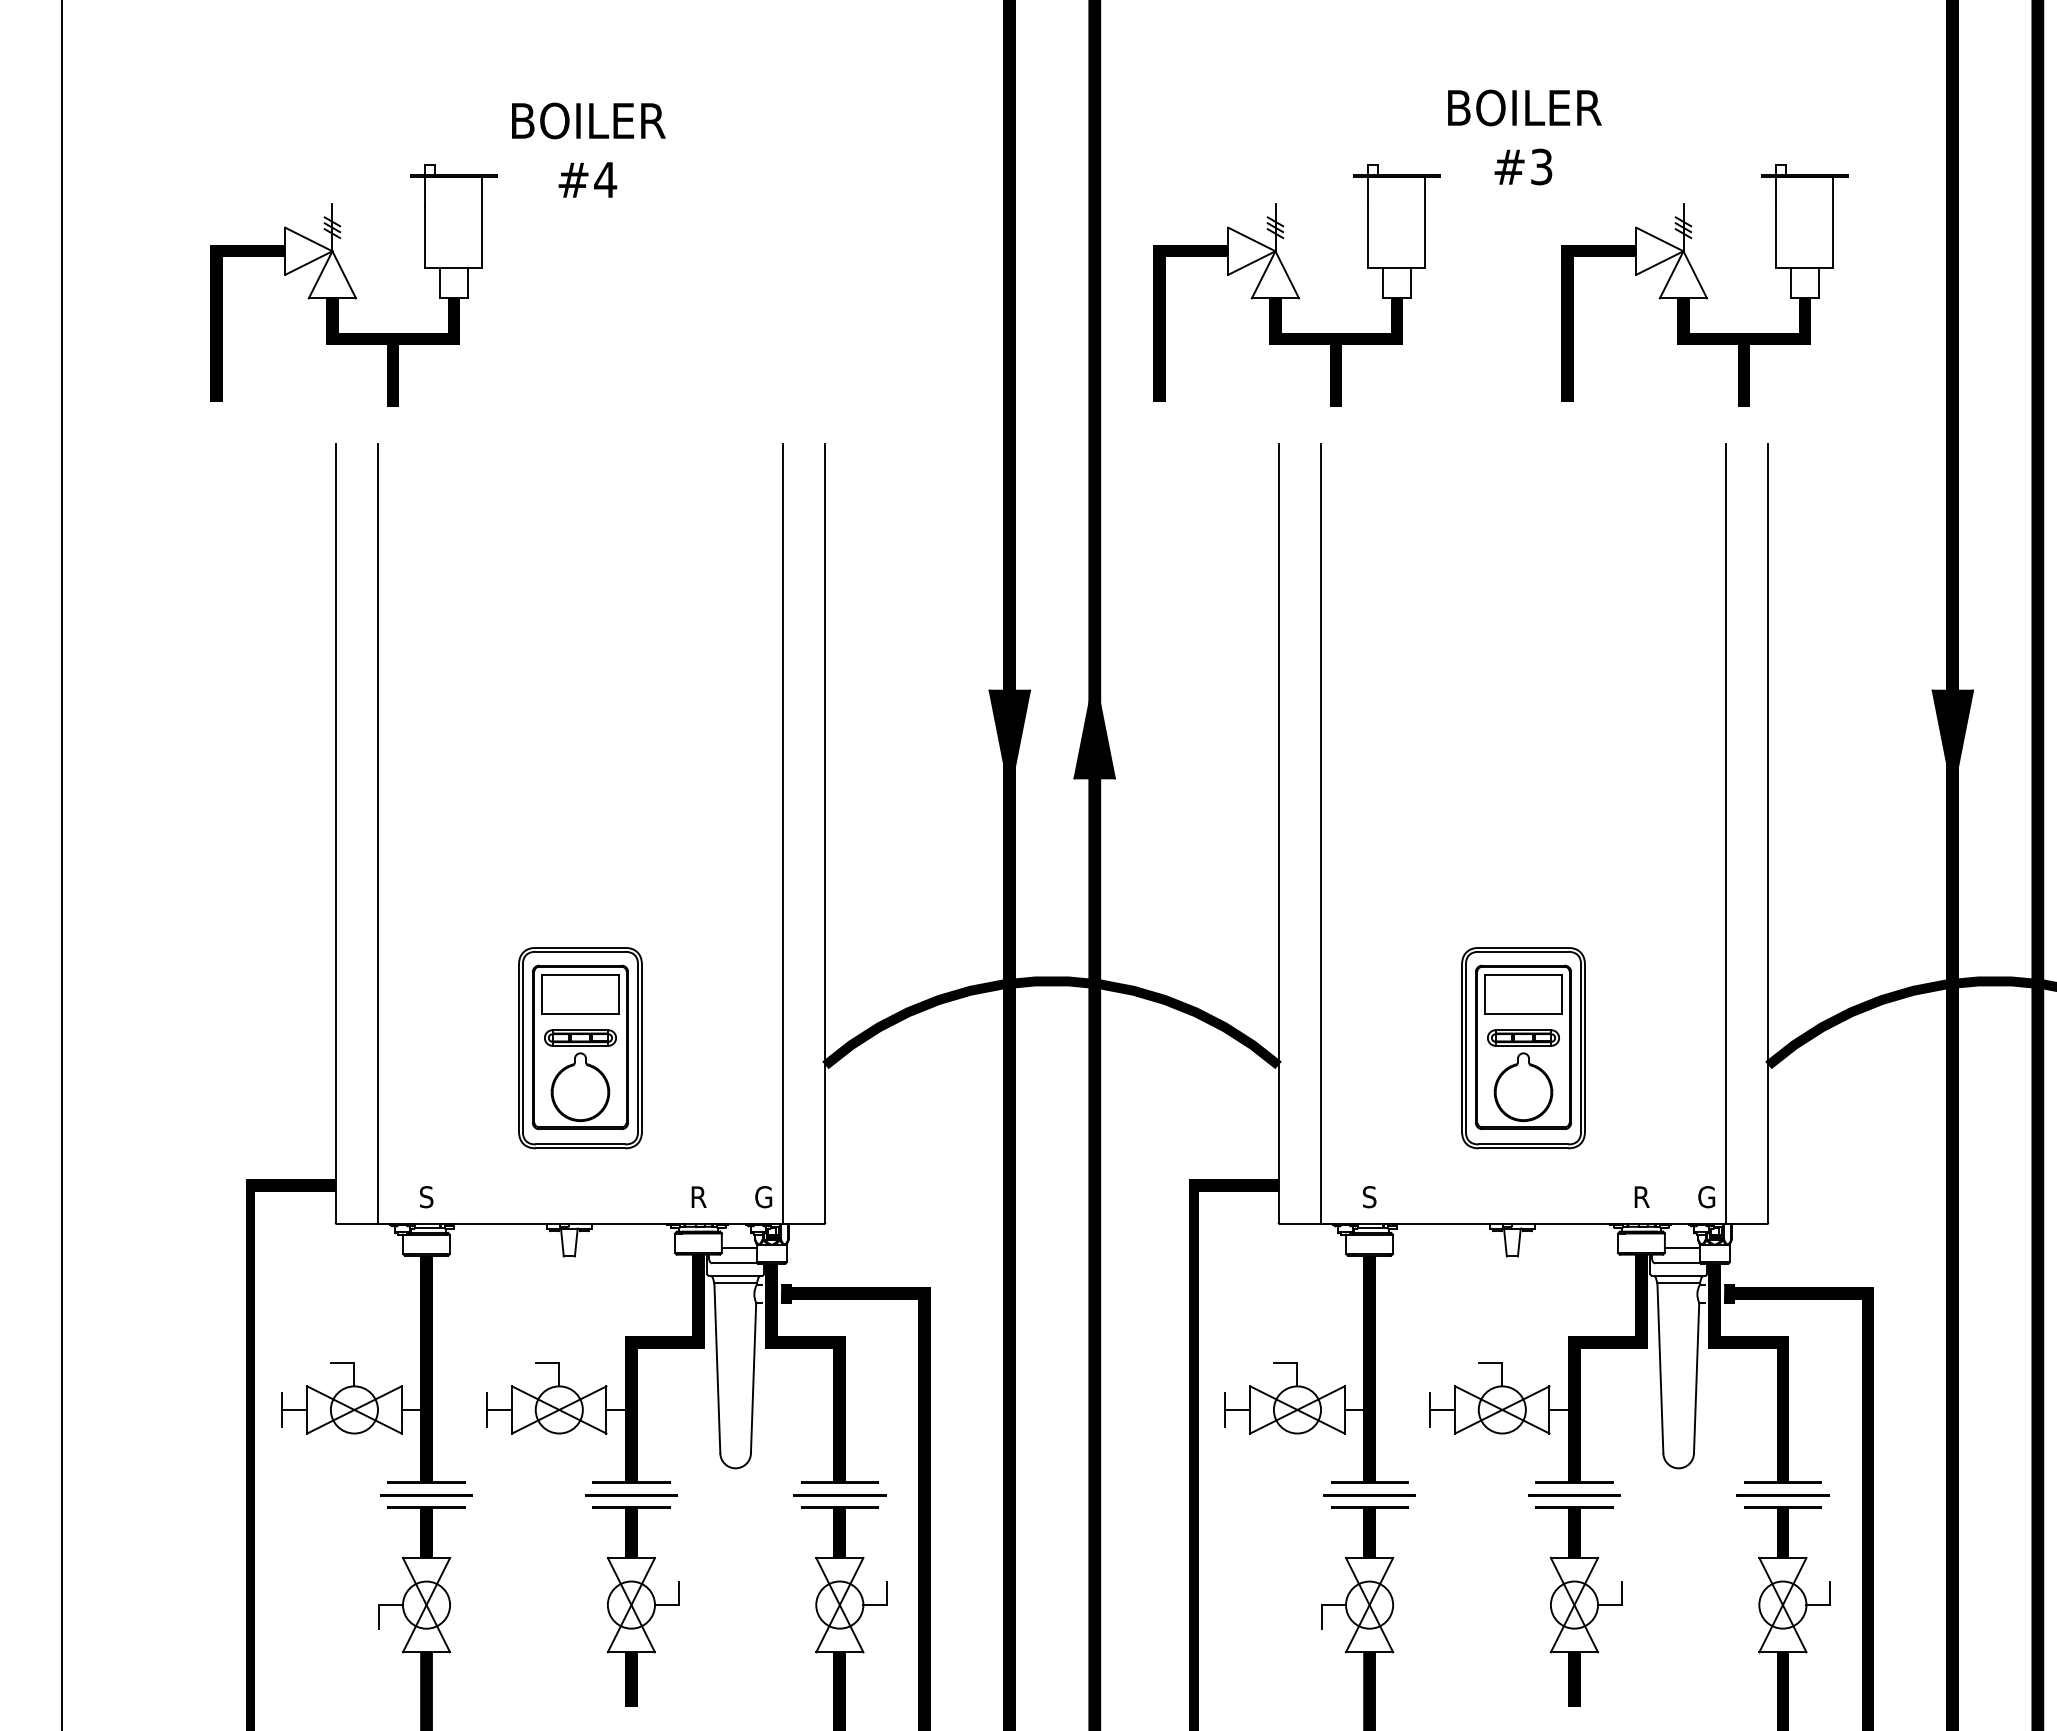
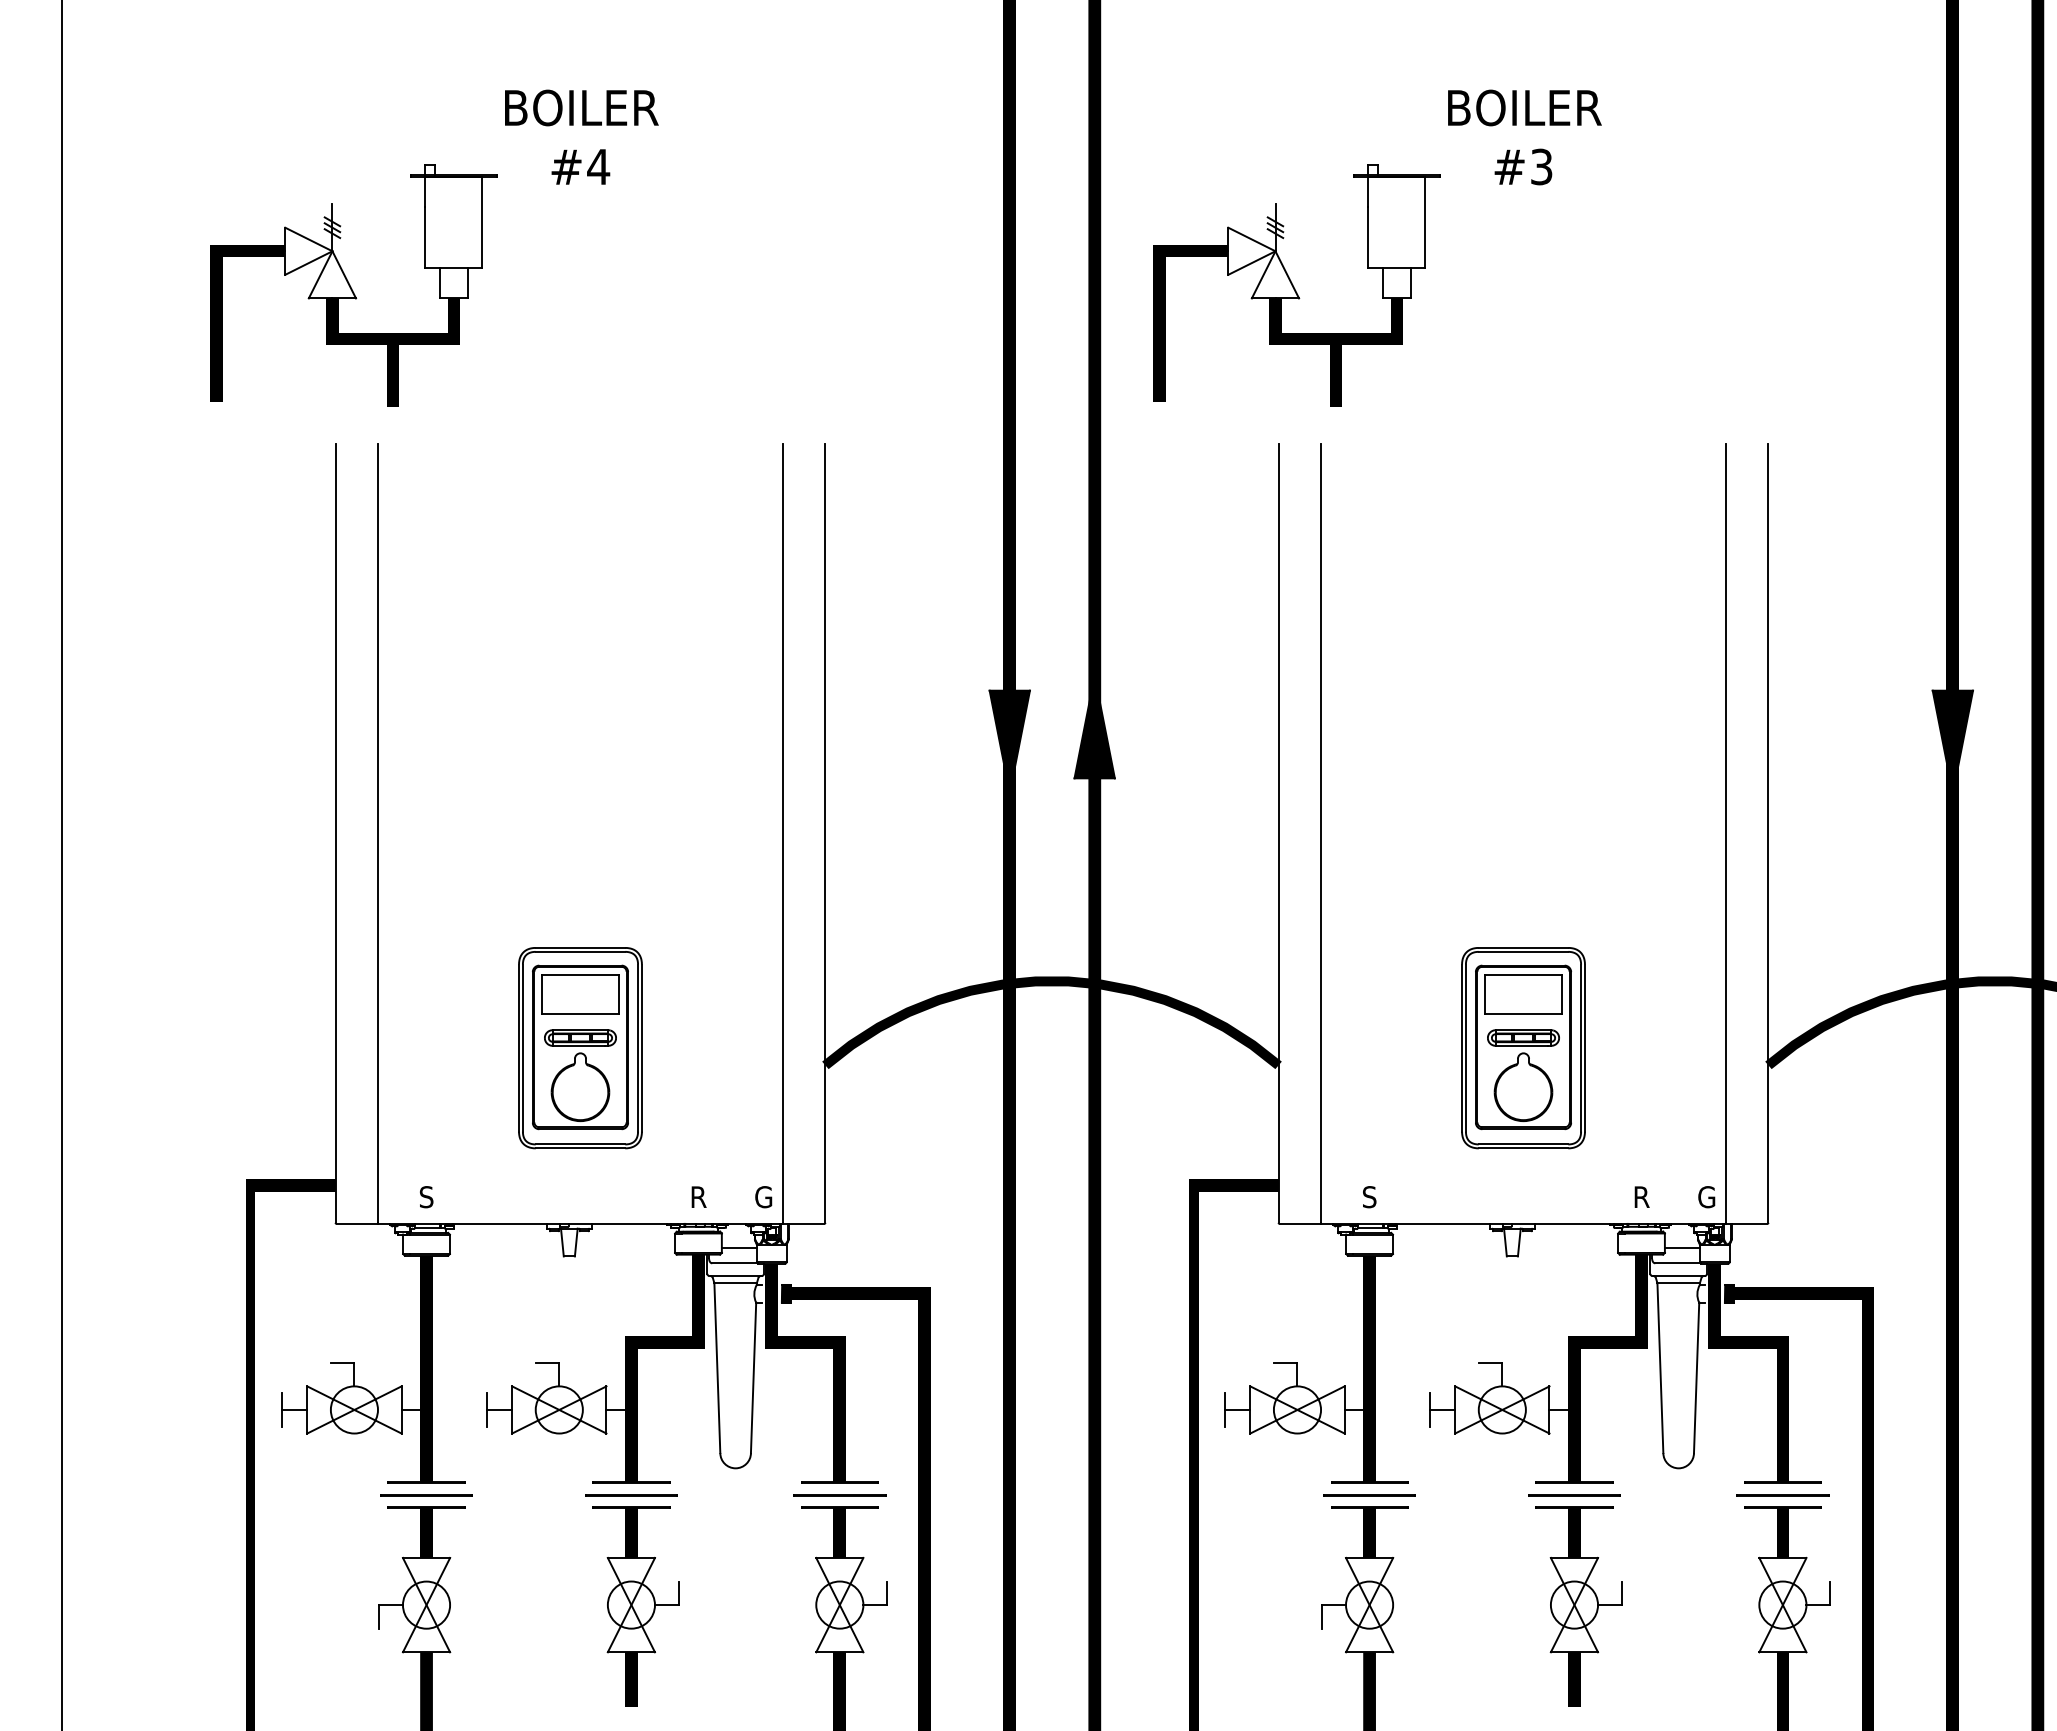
text position: (588, 149) -> (581, 136) (581, 136)
part: present -> none (1704, 285)
